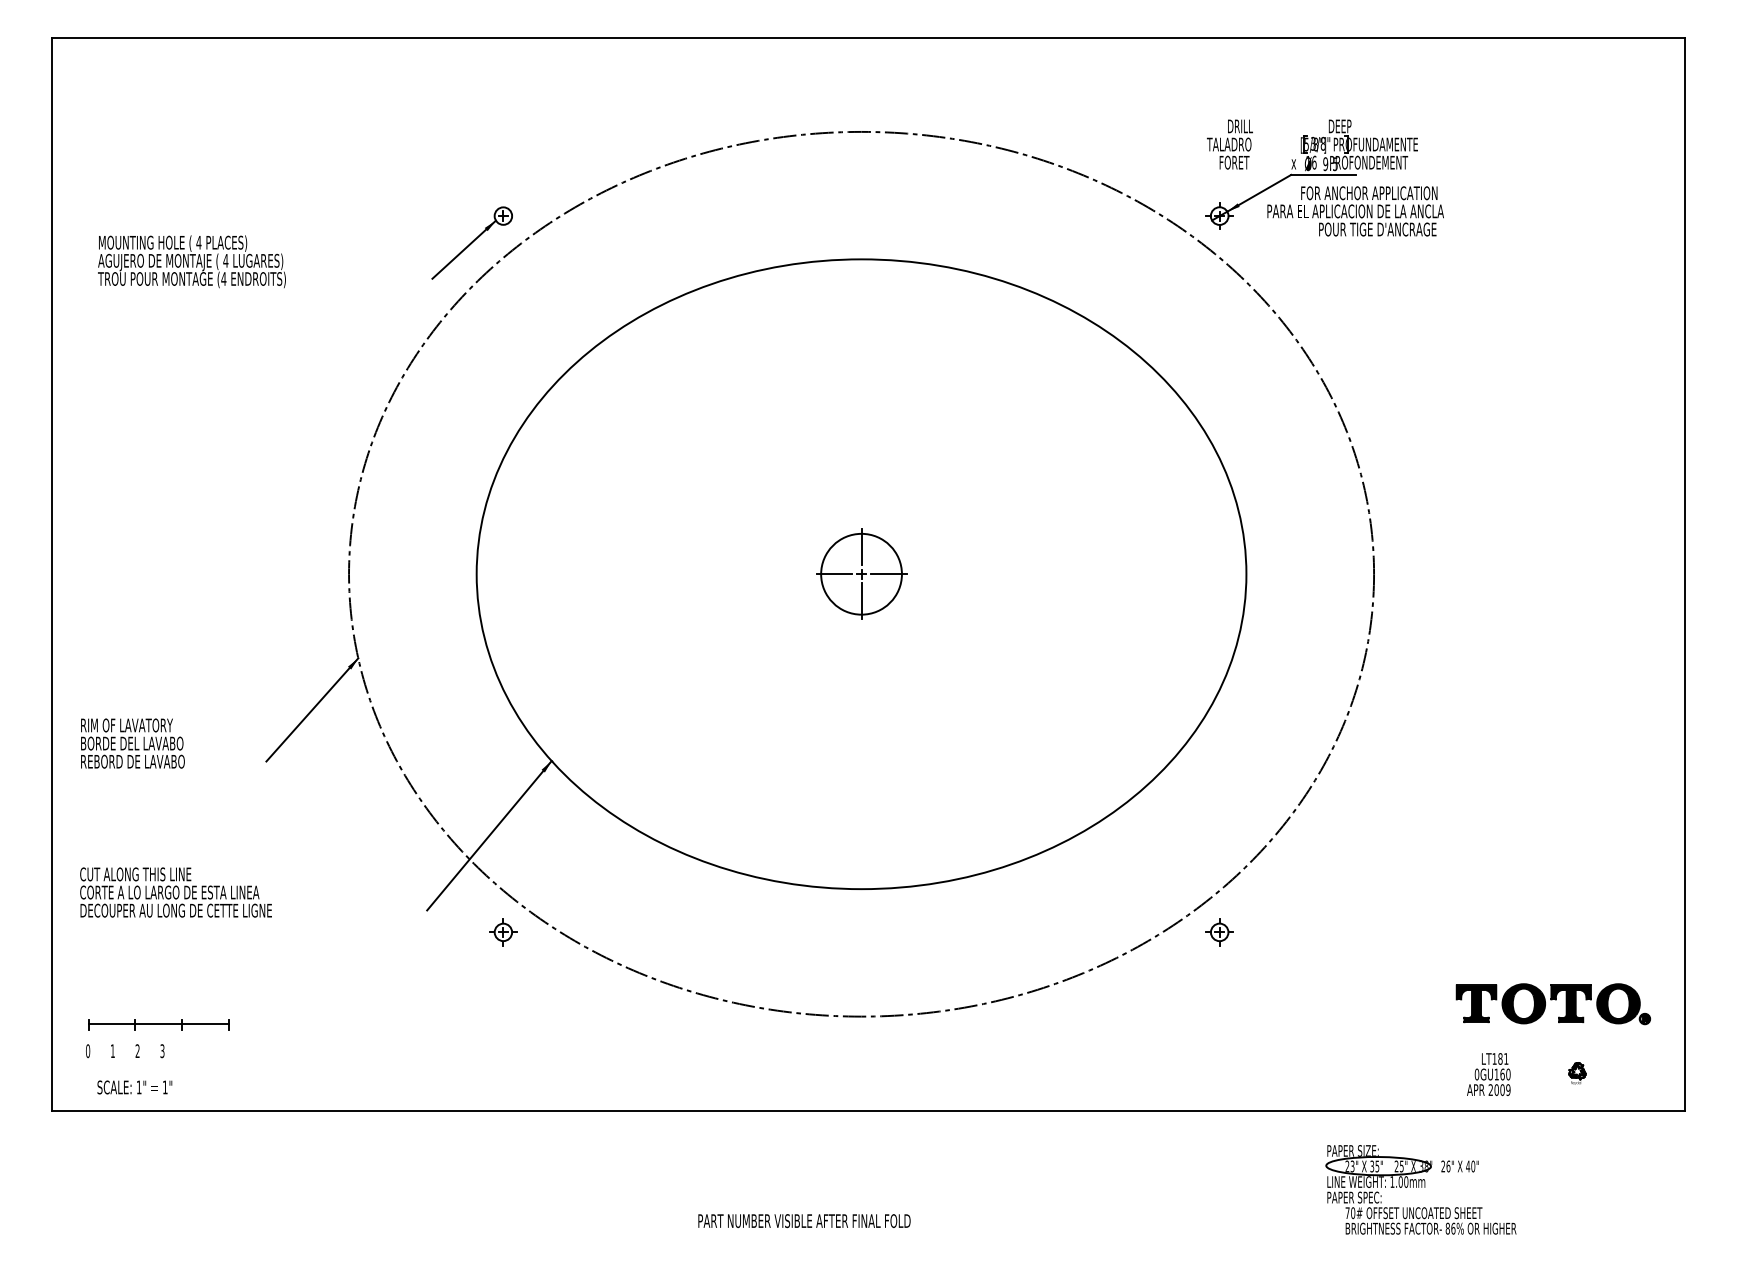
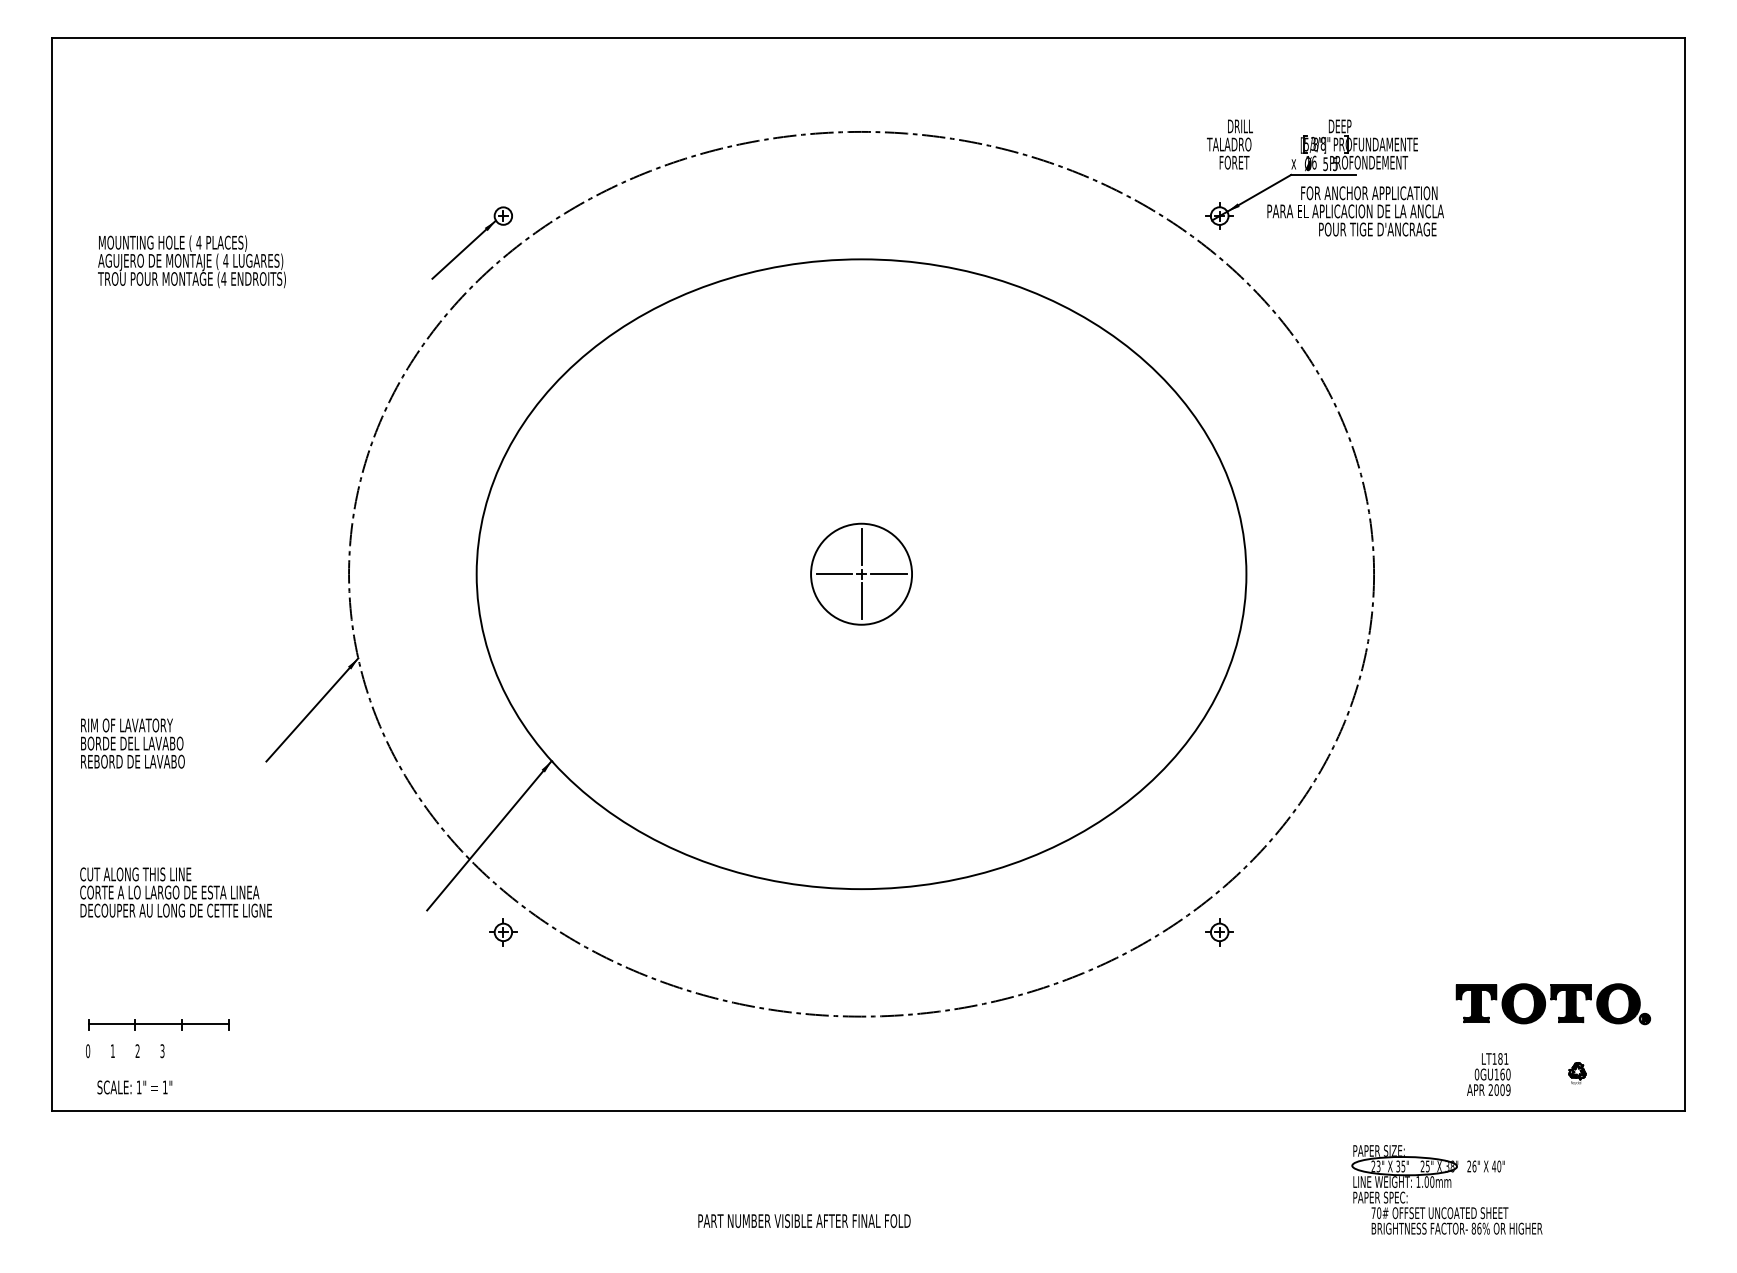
text: 9.5 -> 5.5 (1325, 163)
circle diameter: 81 px -> 101 px (861, 573)
part position: (1420, 1189) -> (1446, 1189) (1446, 1189)
